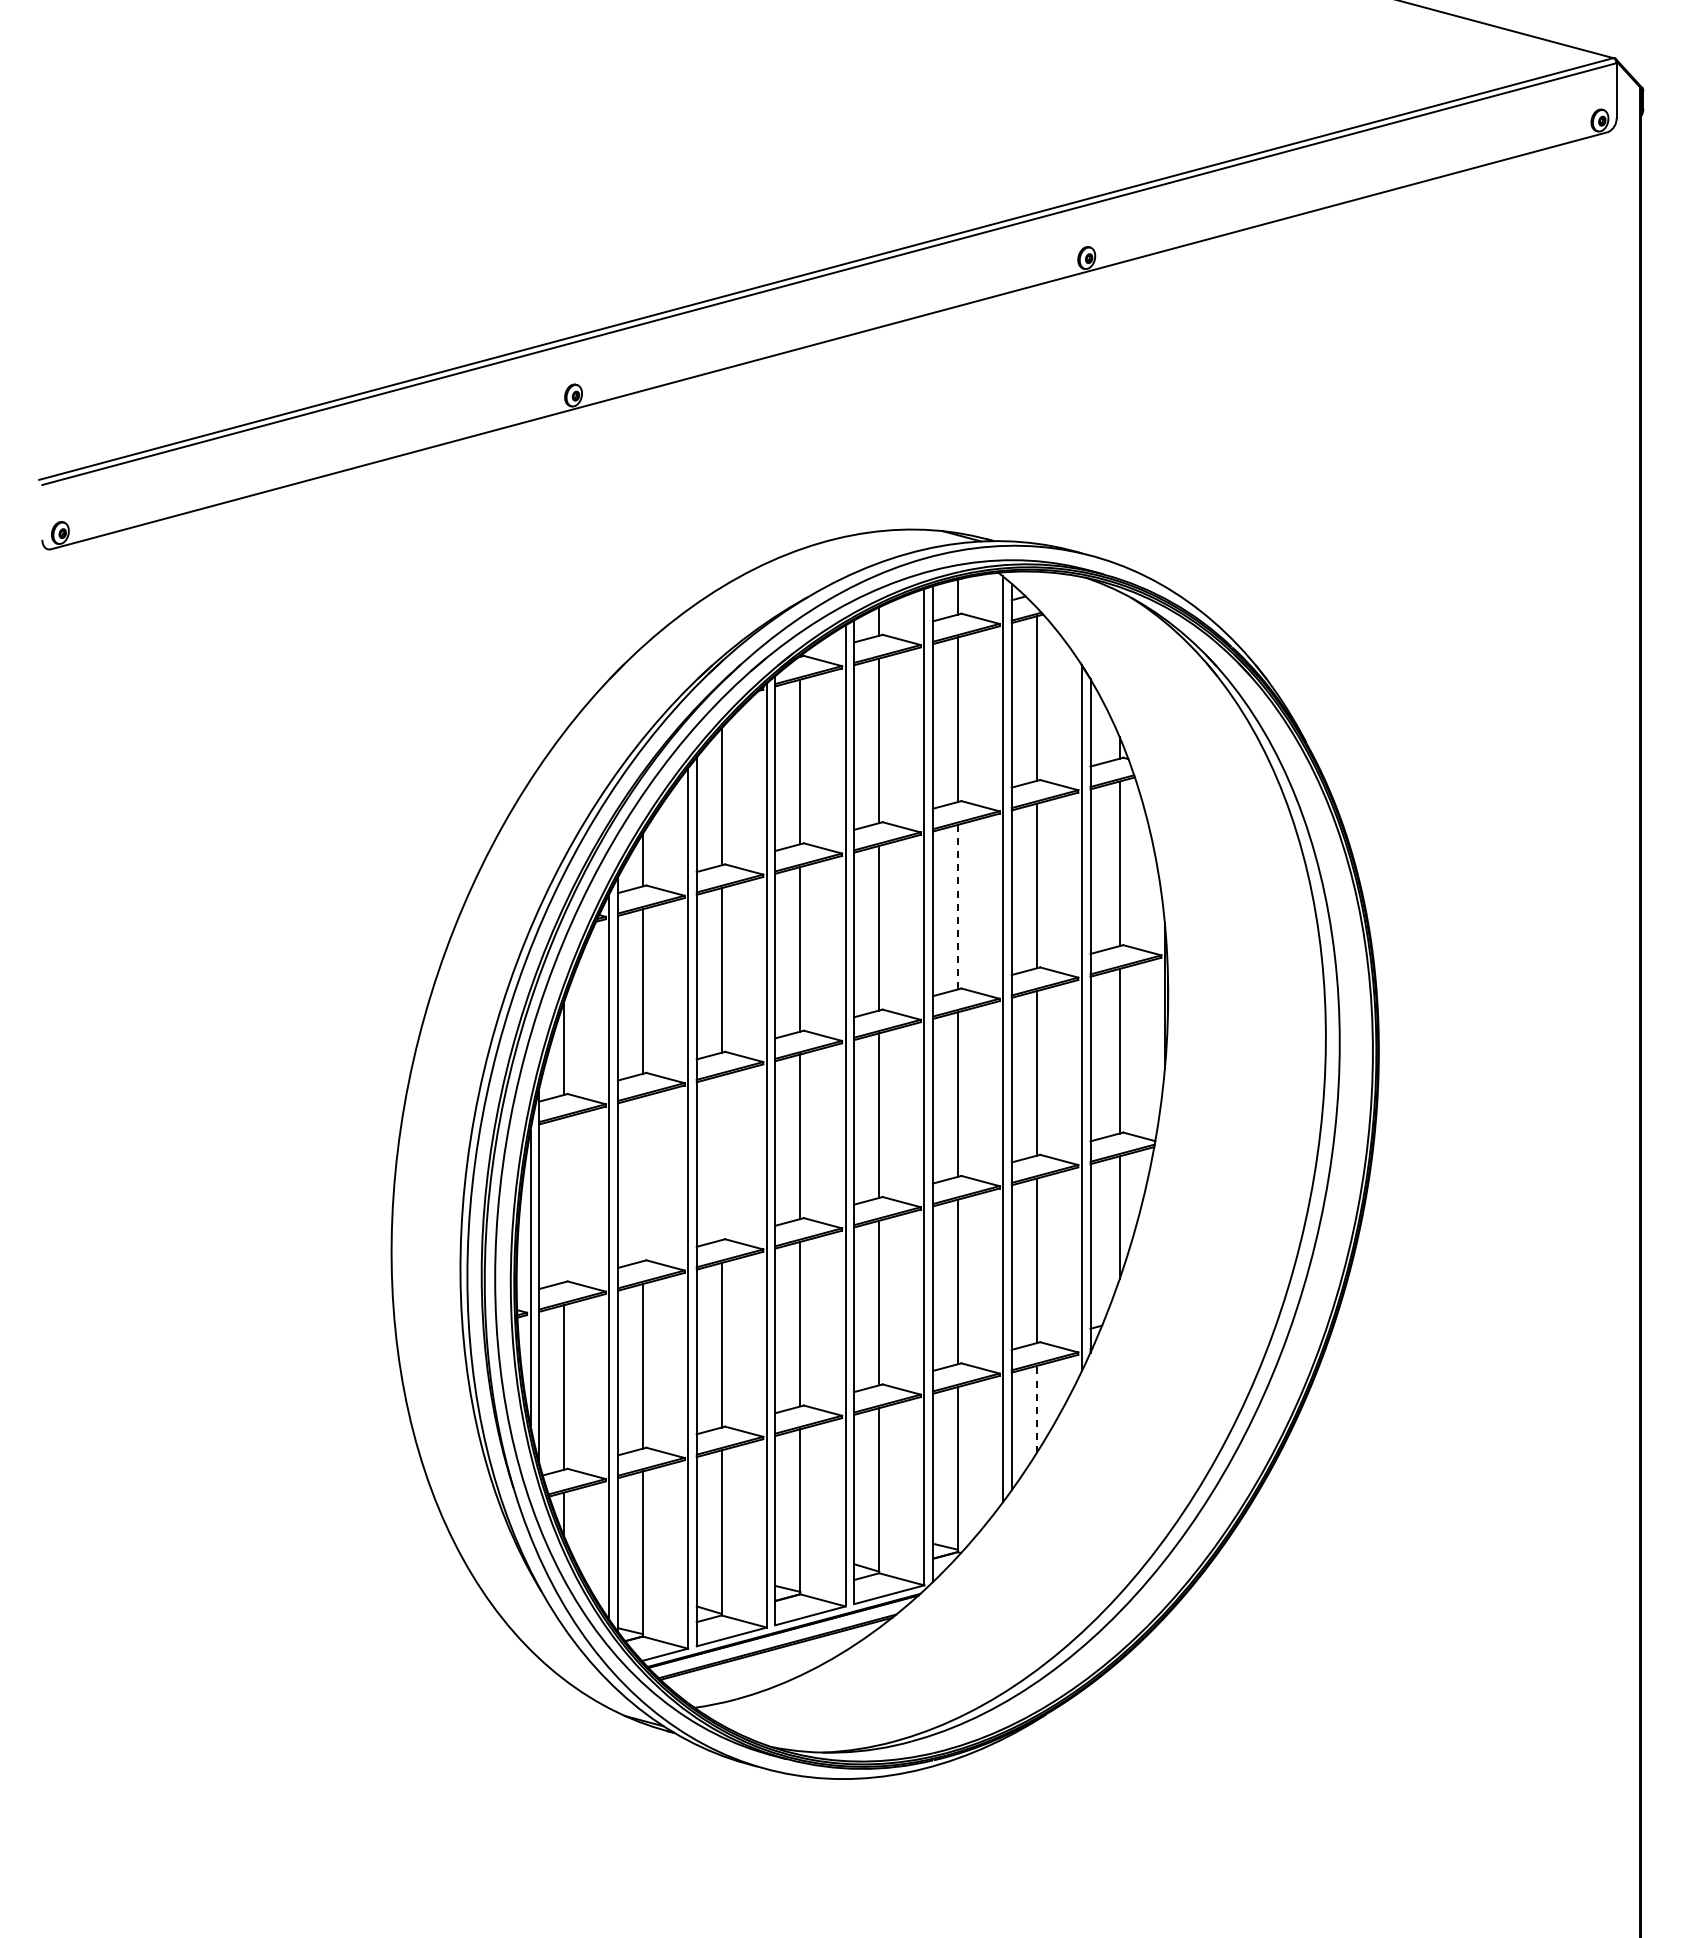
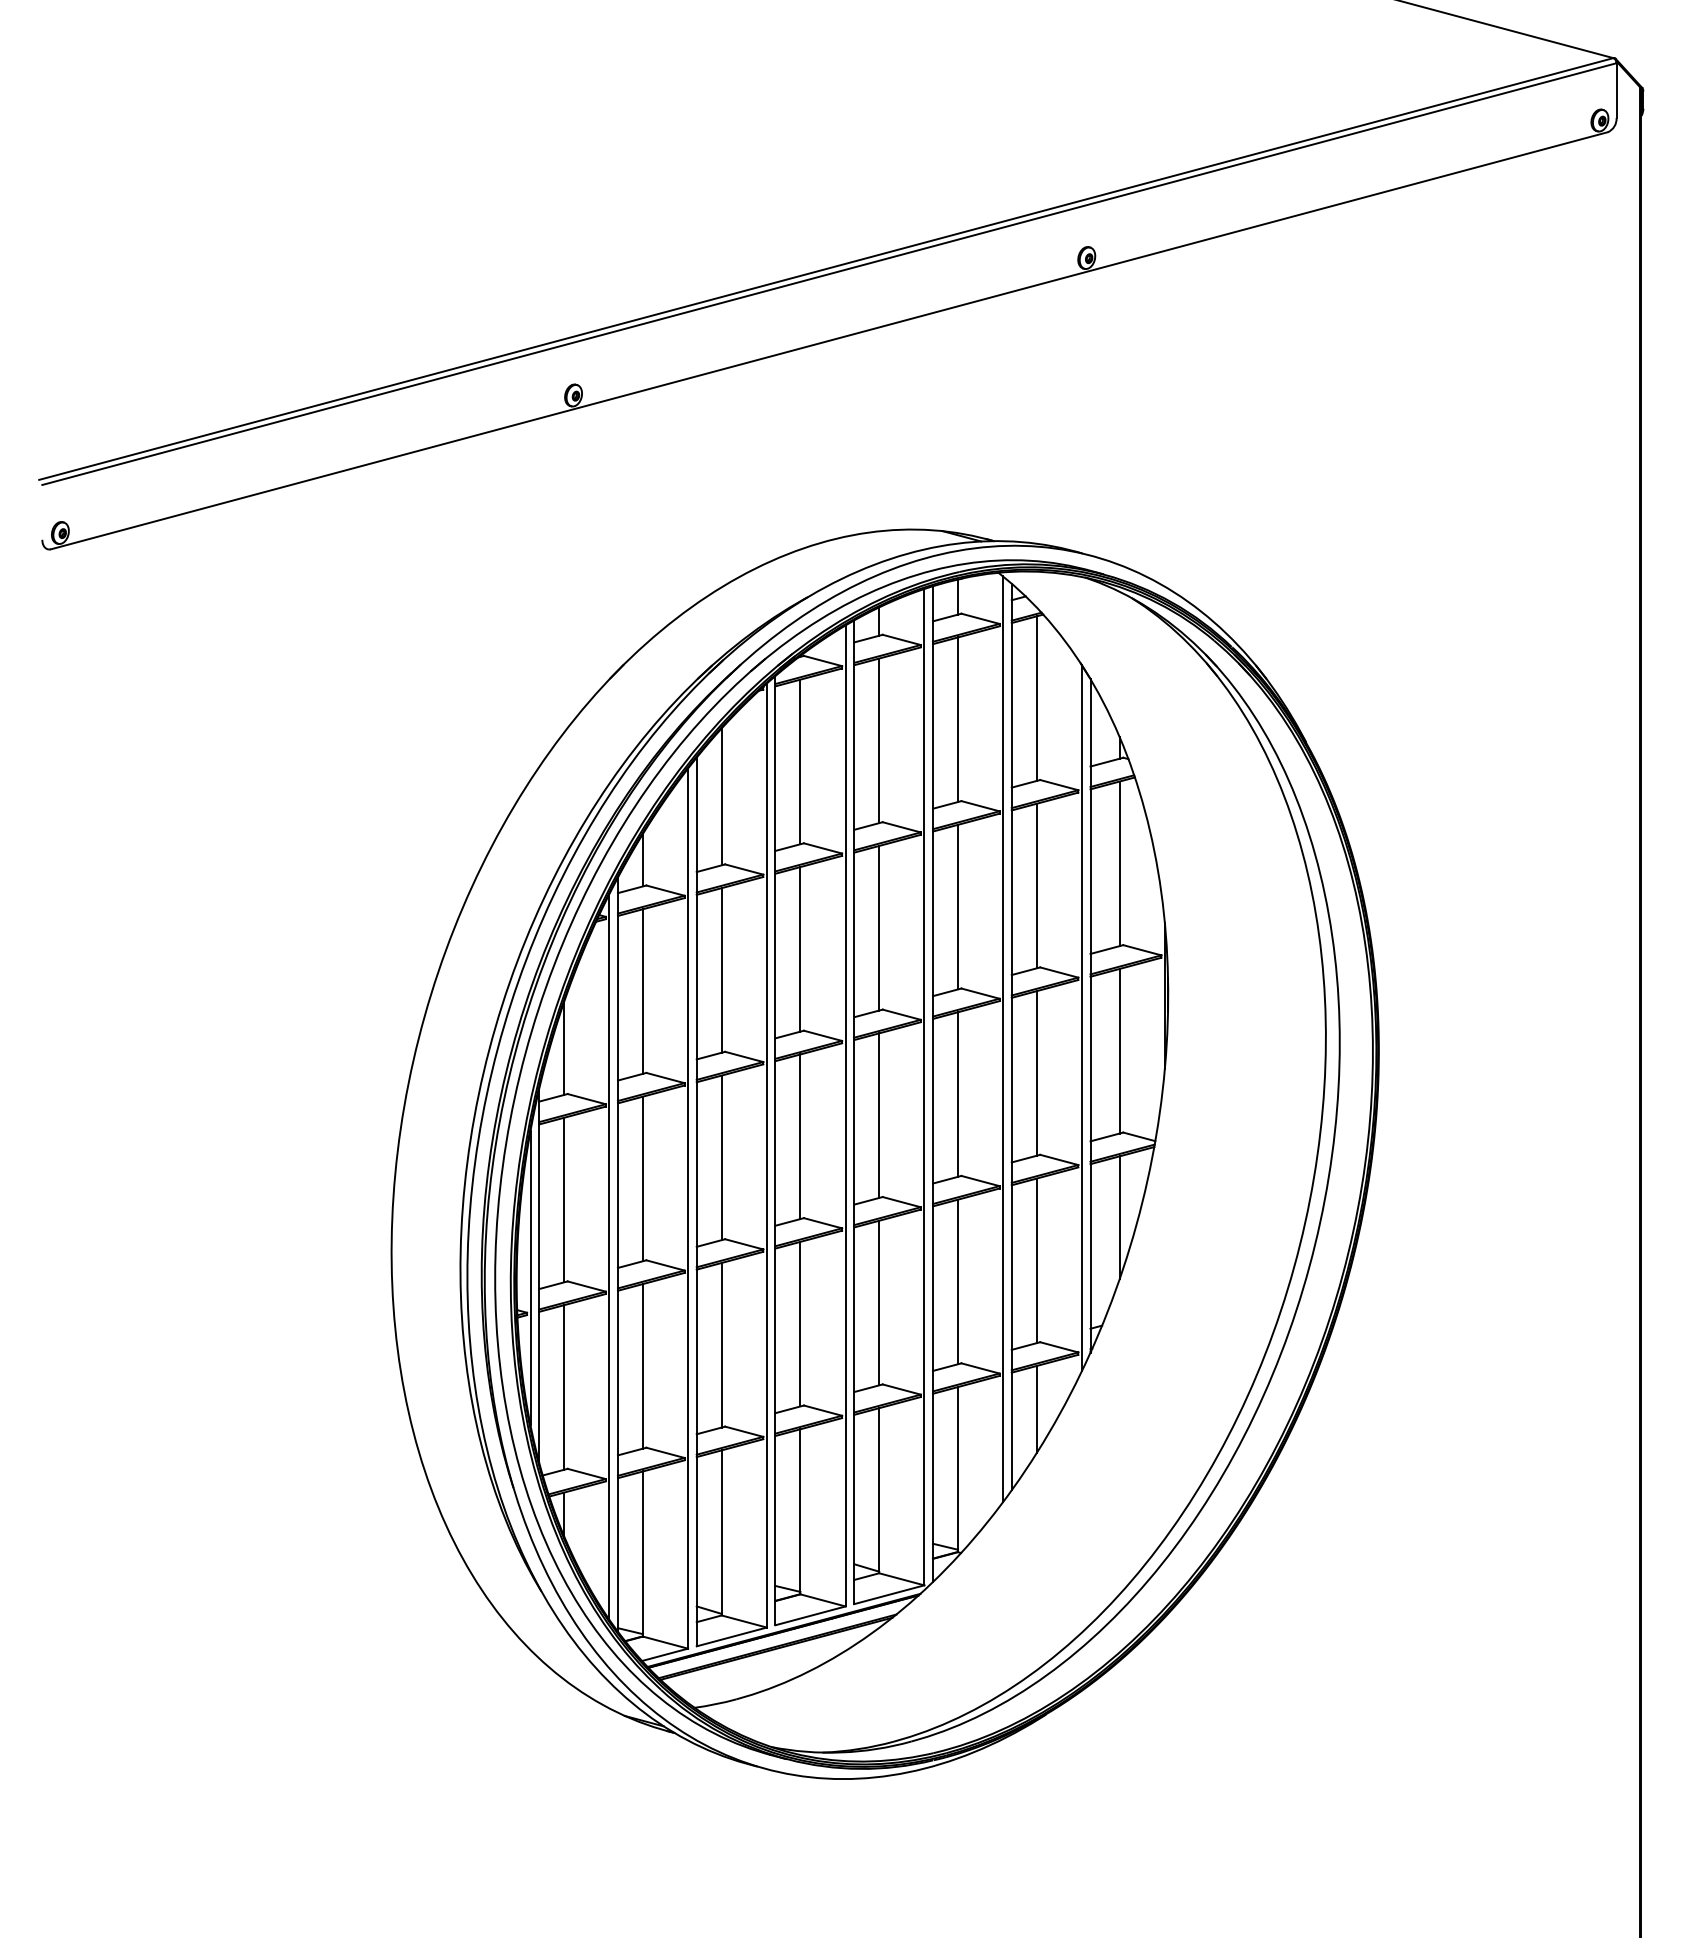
line: dashed -> solid (957, 906)
line: none -> present (721, 1157)
line: none -> present (642, 1178)
line: none -> present (564, 1199)
line: dashed -> solid (1036, 1409)
